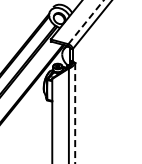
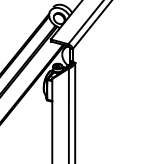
line: dashed -> solid (85, 22)
line: dashed -> solid (75, 113)
